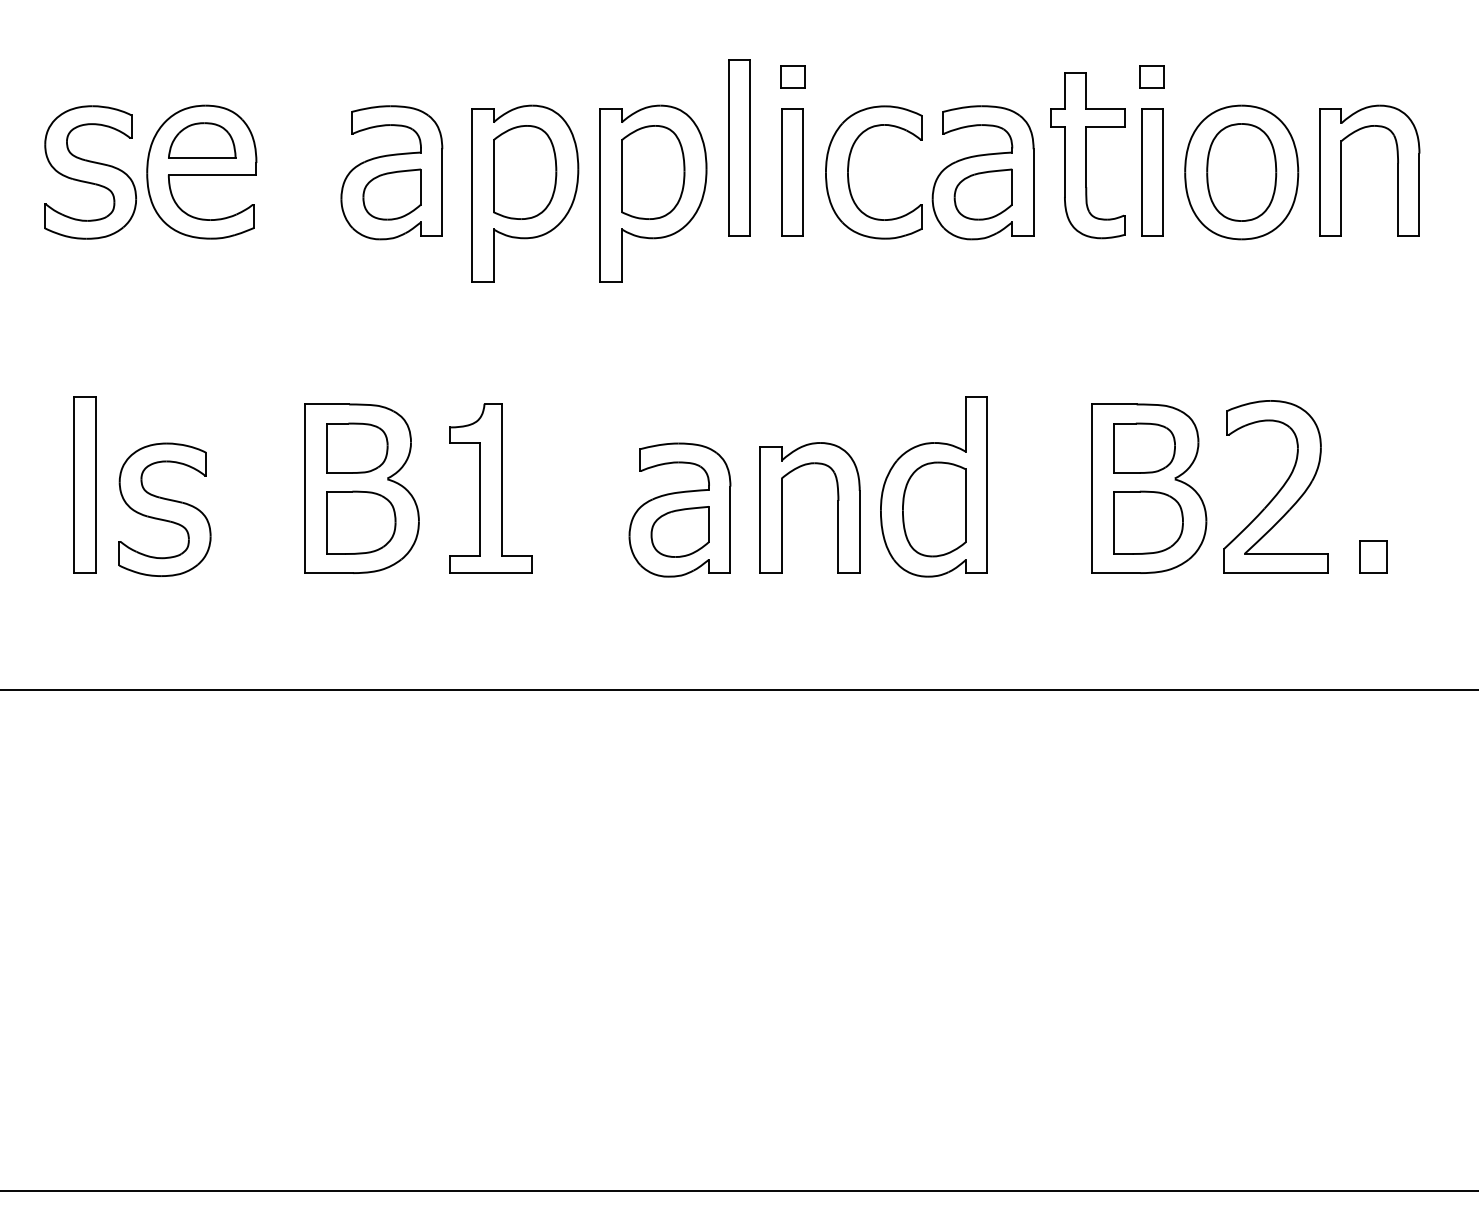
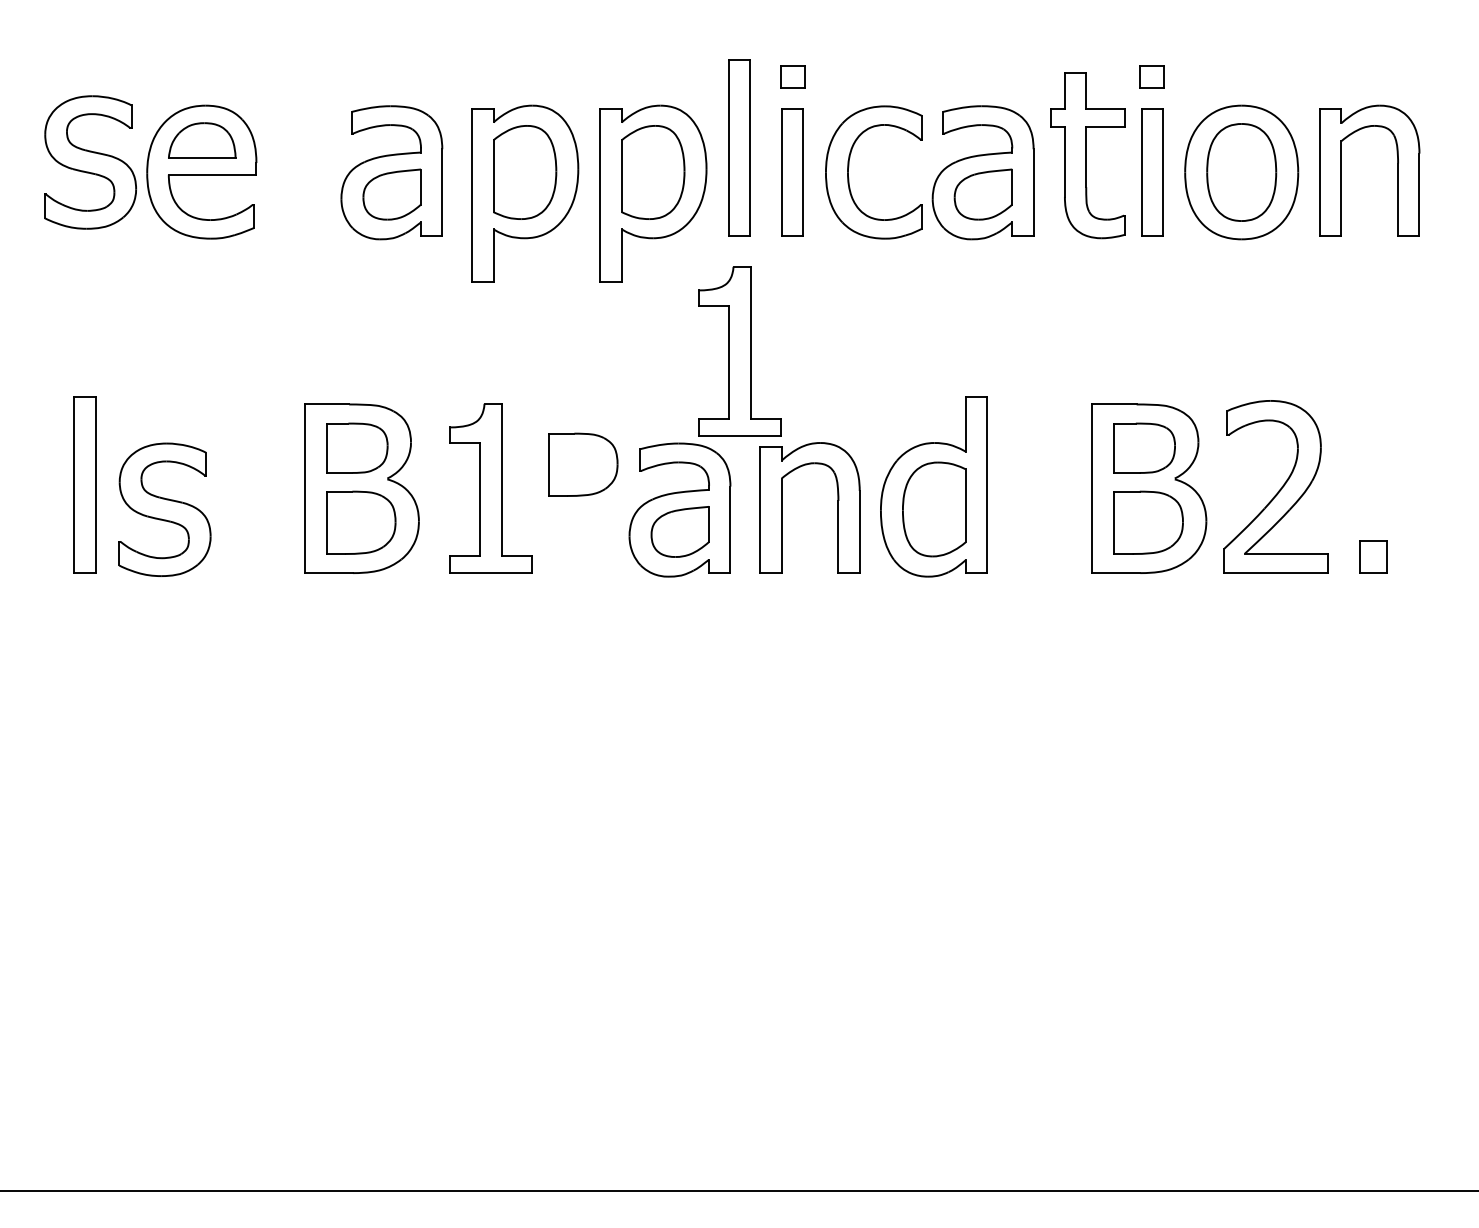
part position: (90, 172) -> (90, 162) (90, 162)
part: none -> present (739, 351)
part: none -> present (583, 464)
line: present -> none (738, 690)
